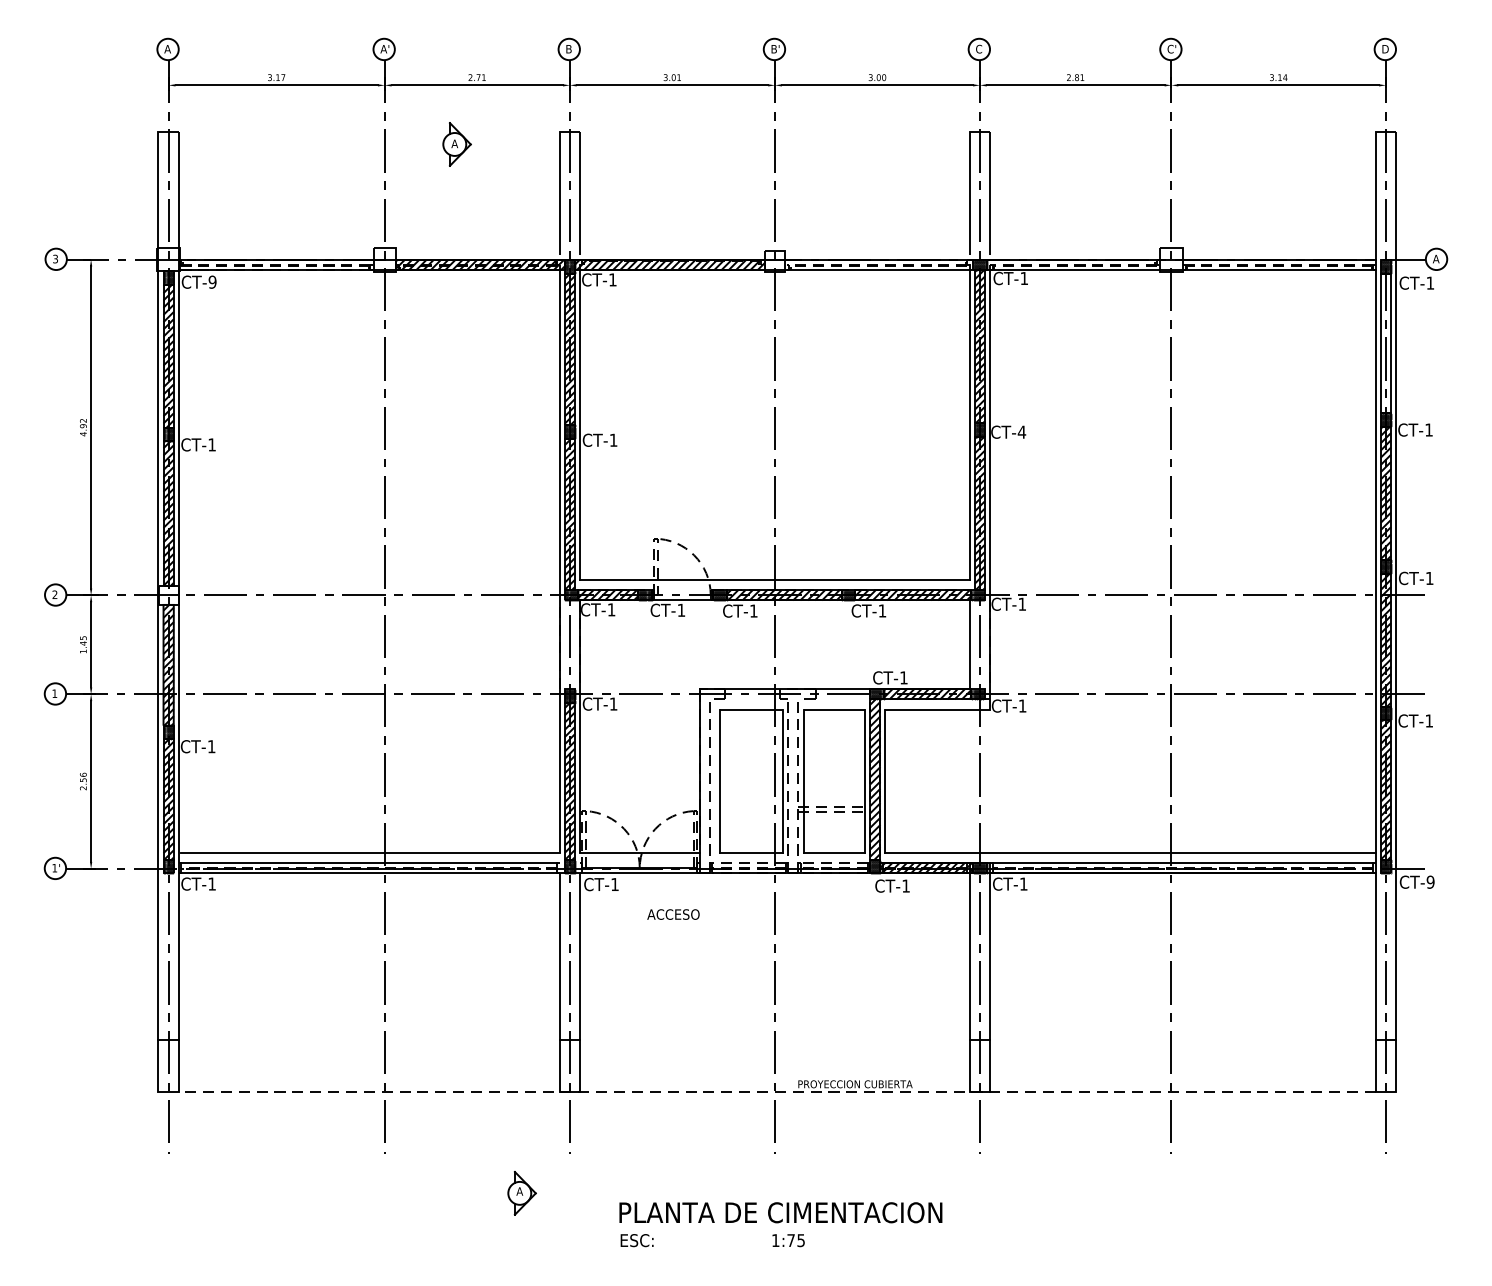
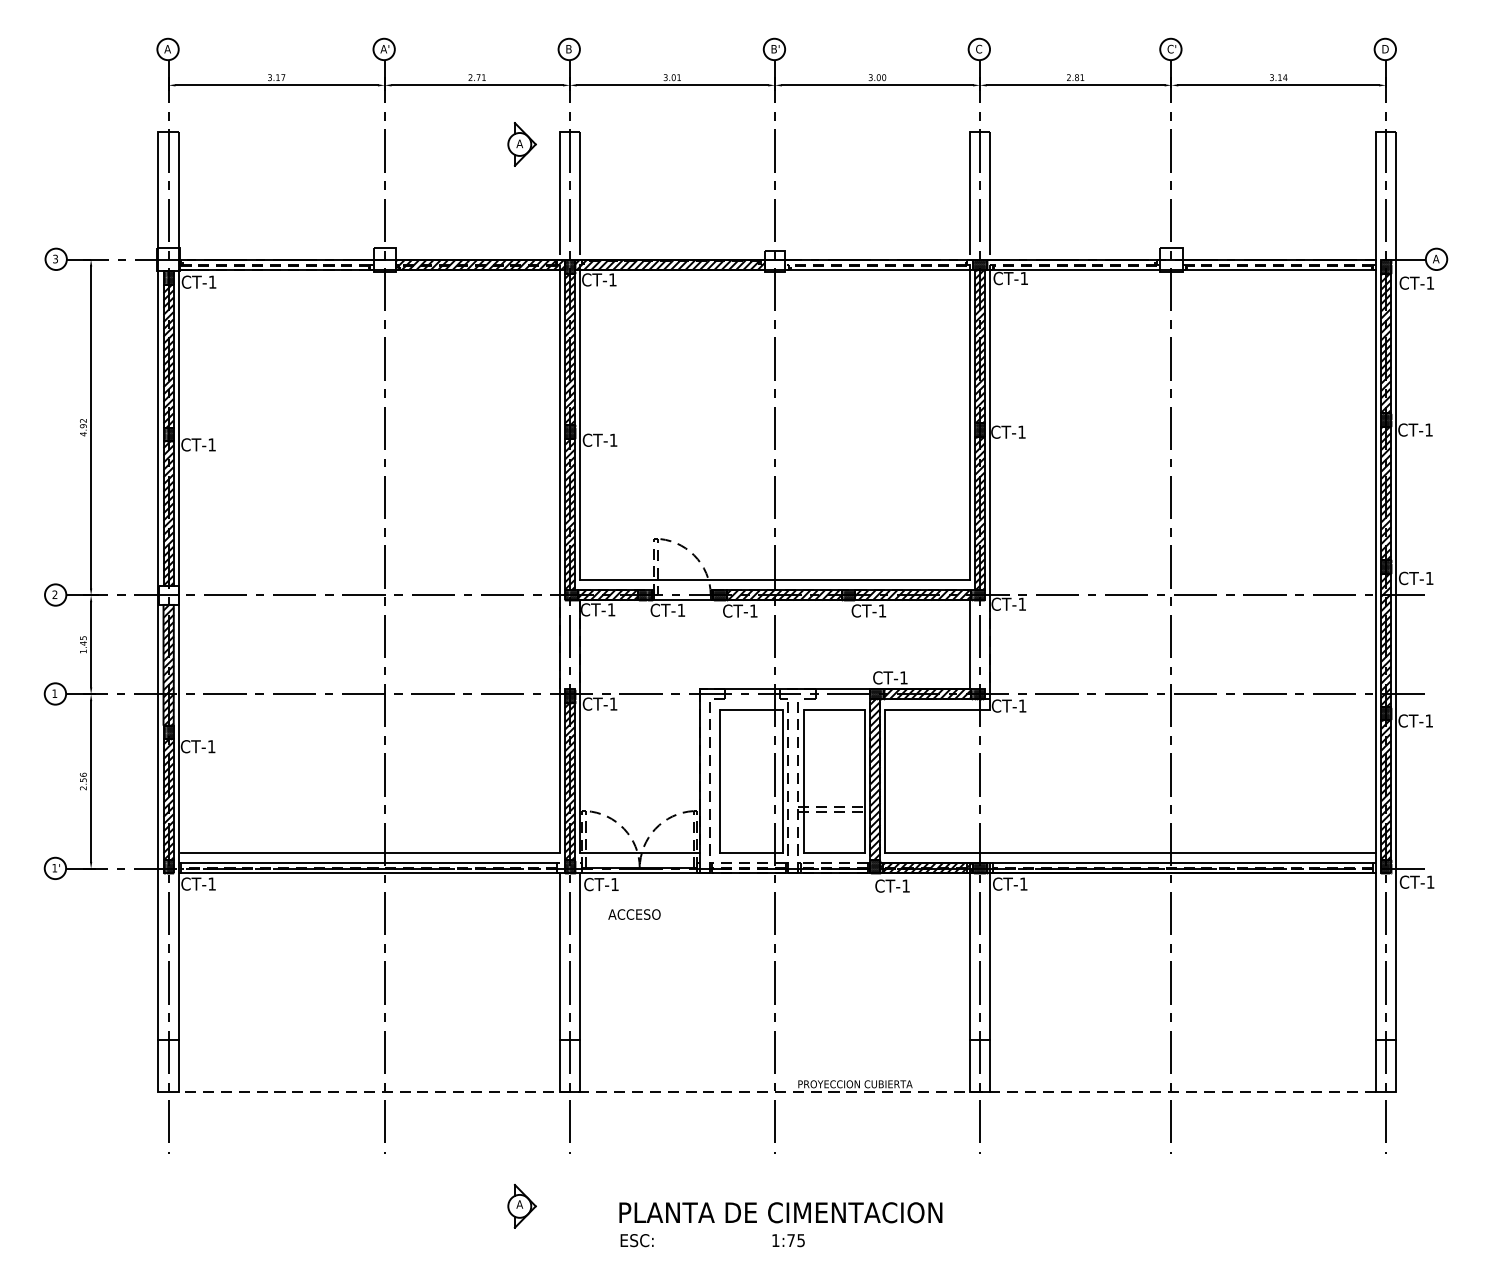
part position: (456, 144) -> (521, 144) (521, 144)
text: CT-9 -> CT-1 (212, 281)
hatch: none -> present (1385, 343)
text: CT-4 -> CT-1 (1021, 431)
text: CT-9 -> CT-1 (1430, 881)
text position: (673, 914) -> (634, 914) (634, 914)
part position: (521, 1193) -> (521, 1206) (521, 1206)
